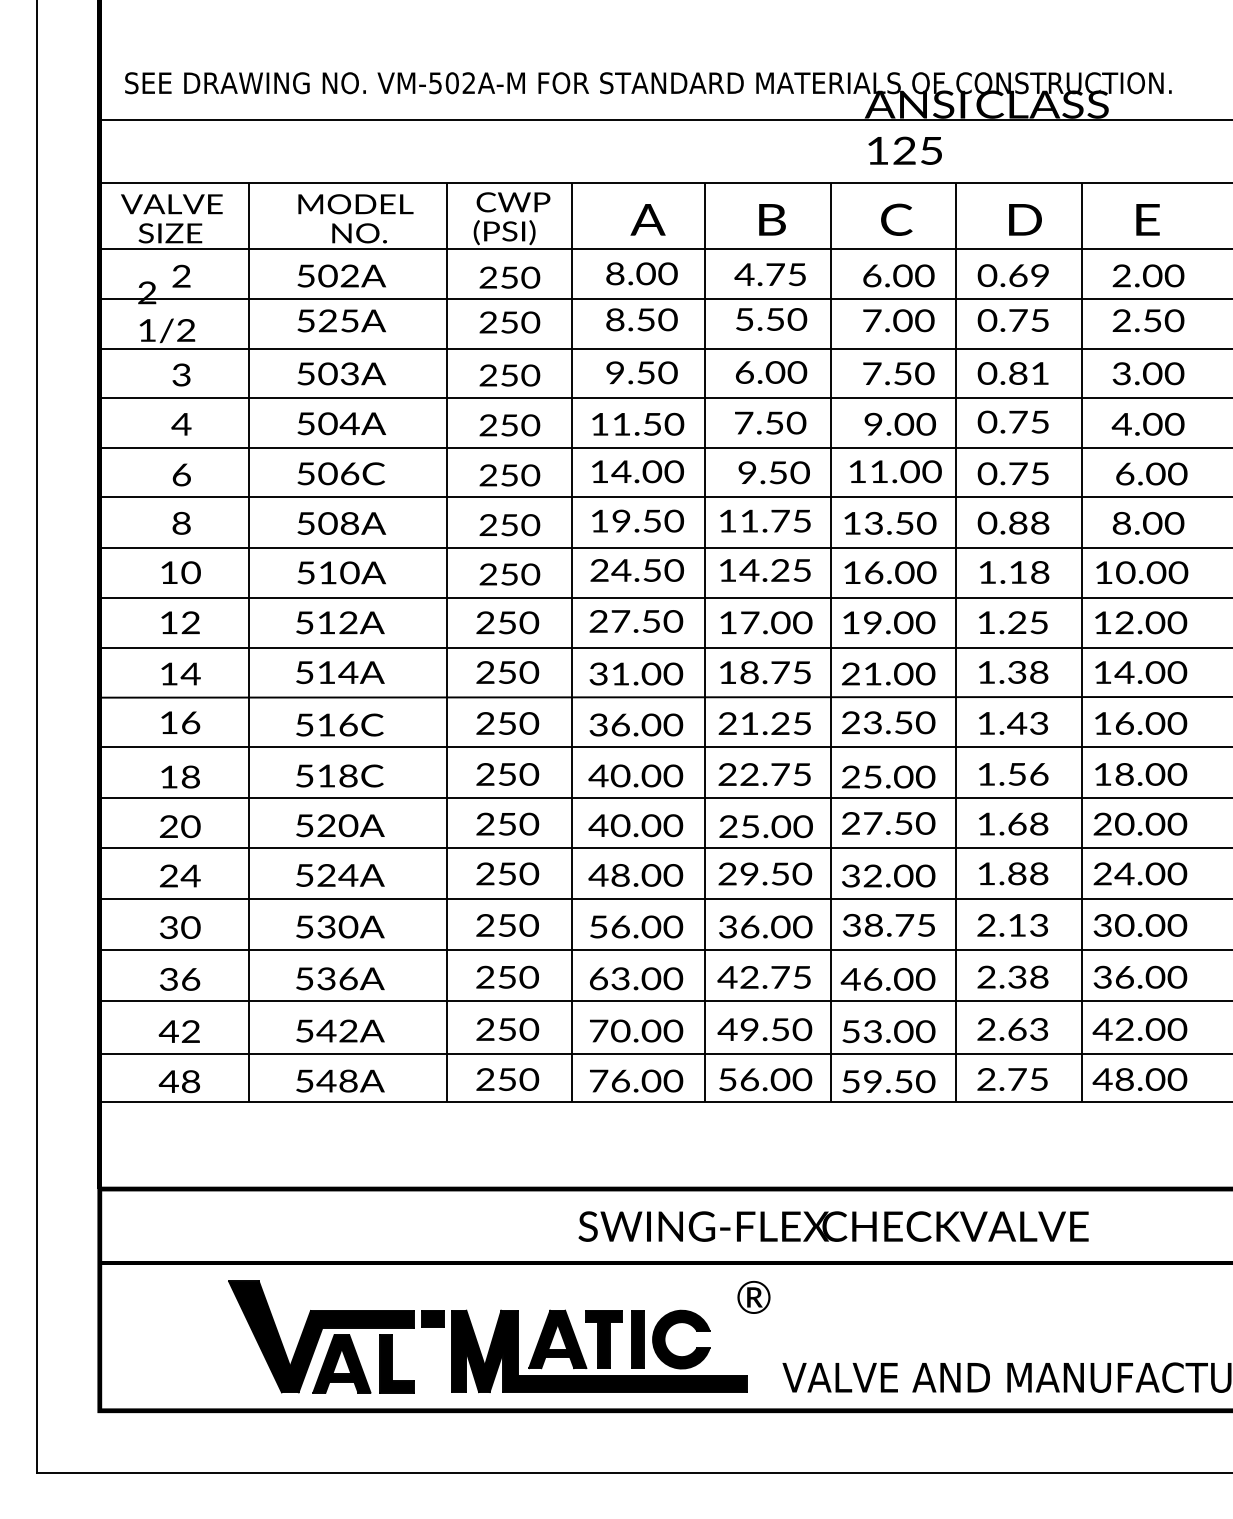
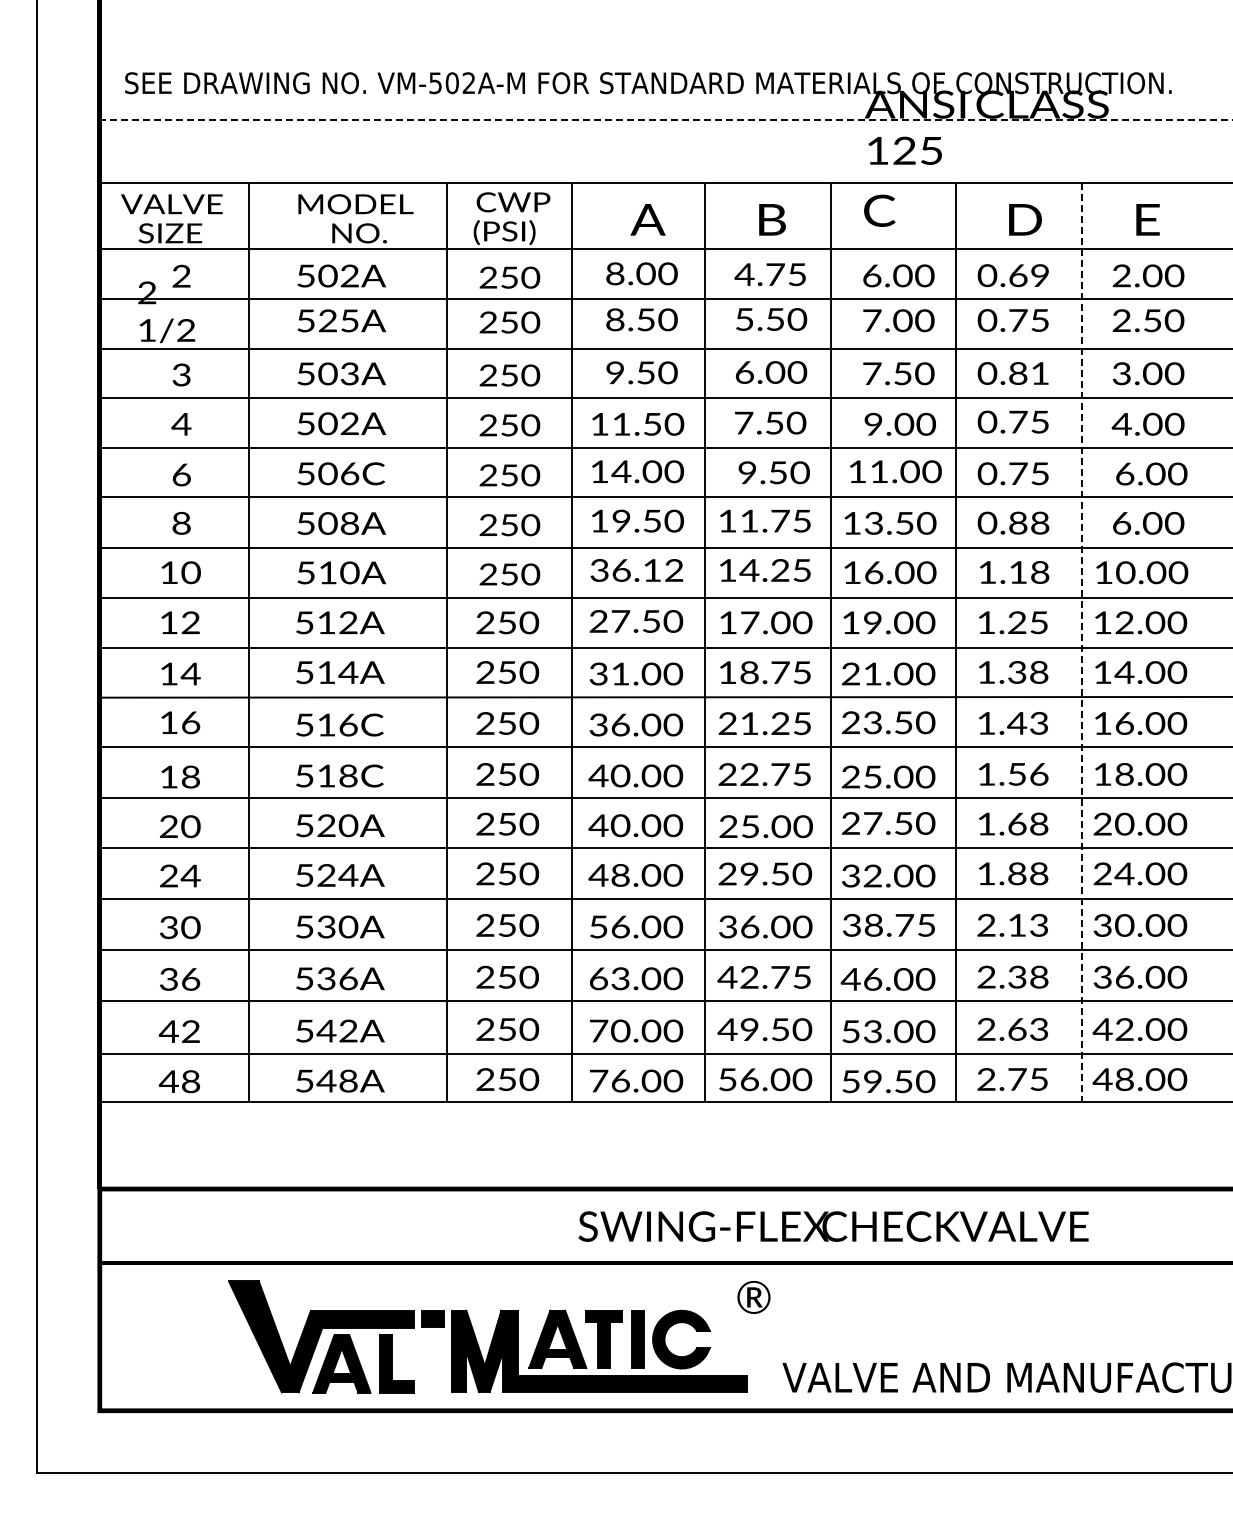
line: solid -> dashed (666, 120)
text position: (896, 219) -> (879, 210) (879, 210)
text: 504A -> 502A (349, 423)
text: 8.00 -> 6.00 (1121, 522)
text: 24.50 -> 36.12 (637, 570)
line: solid -> dashed (1082, 642)
